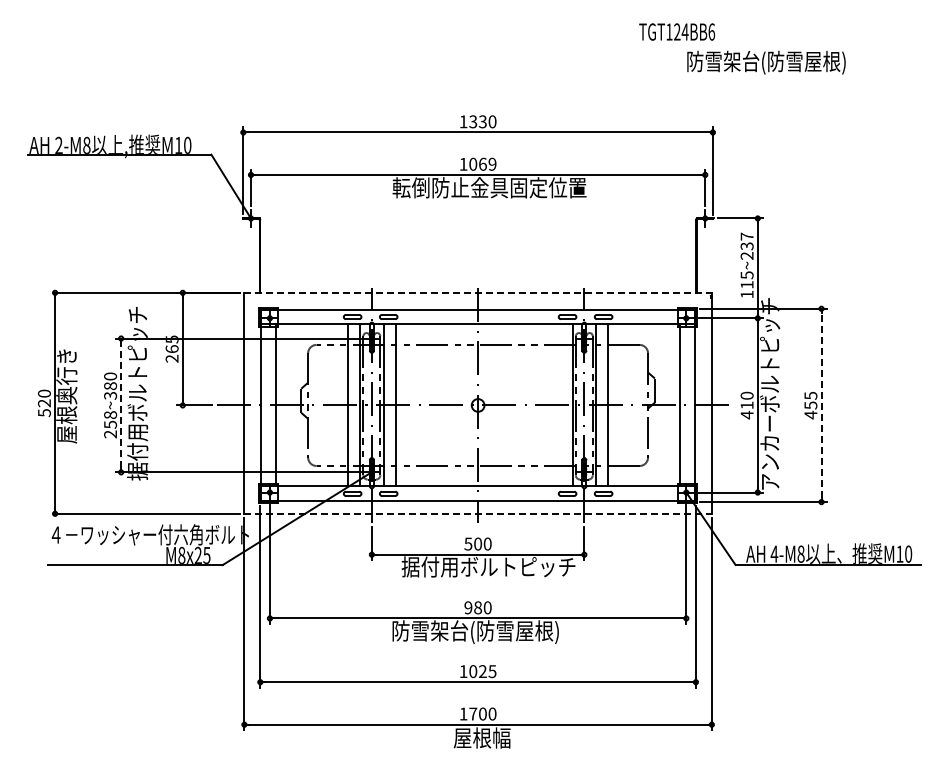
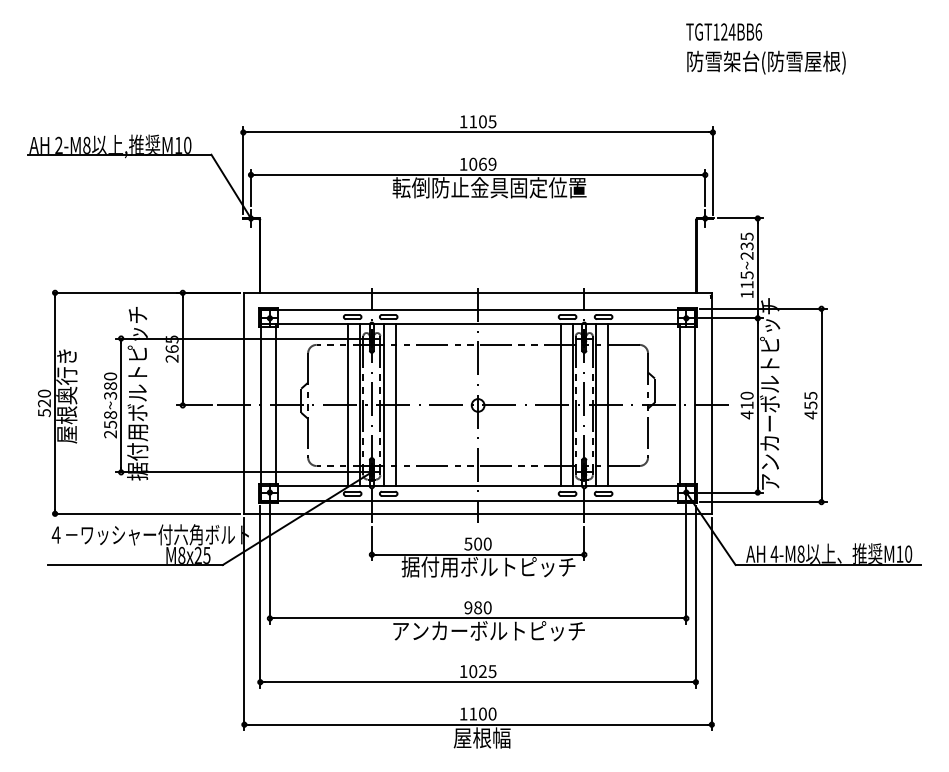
text position: (677, 31) -> (724, 31) (724, 31)
text: 1330 -> 1105 (482, 121)
text: 115~237 -> 115~235 (746, 236)
line: dashed -> solid (478, 292)
line: dashed -> solid (821, 404)
line: dashed -> solid (121, 405)
line: none -> present (560, 405)
line: dashed -> solid (478, 513)
text: 防雪架台(防雪屋根) -> アンカーボルトピッチ (488, 631)
text: 1700 -> 1100 (473, 713)
